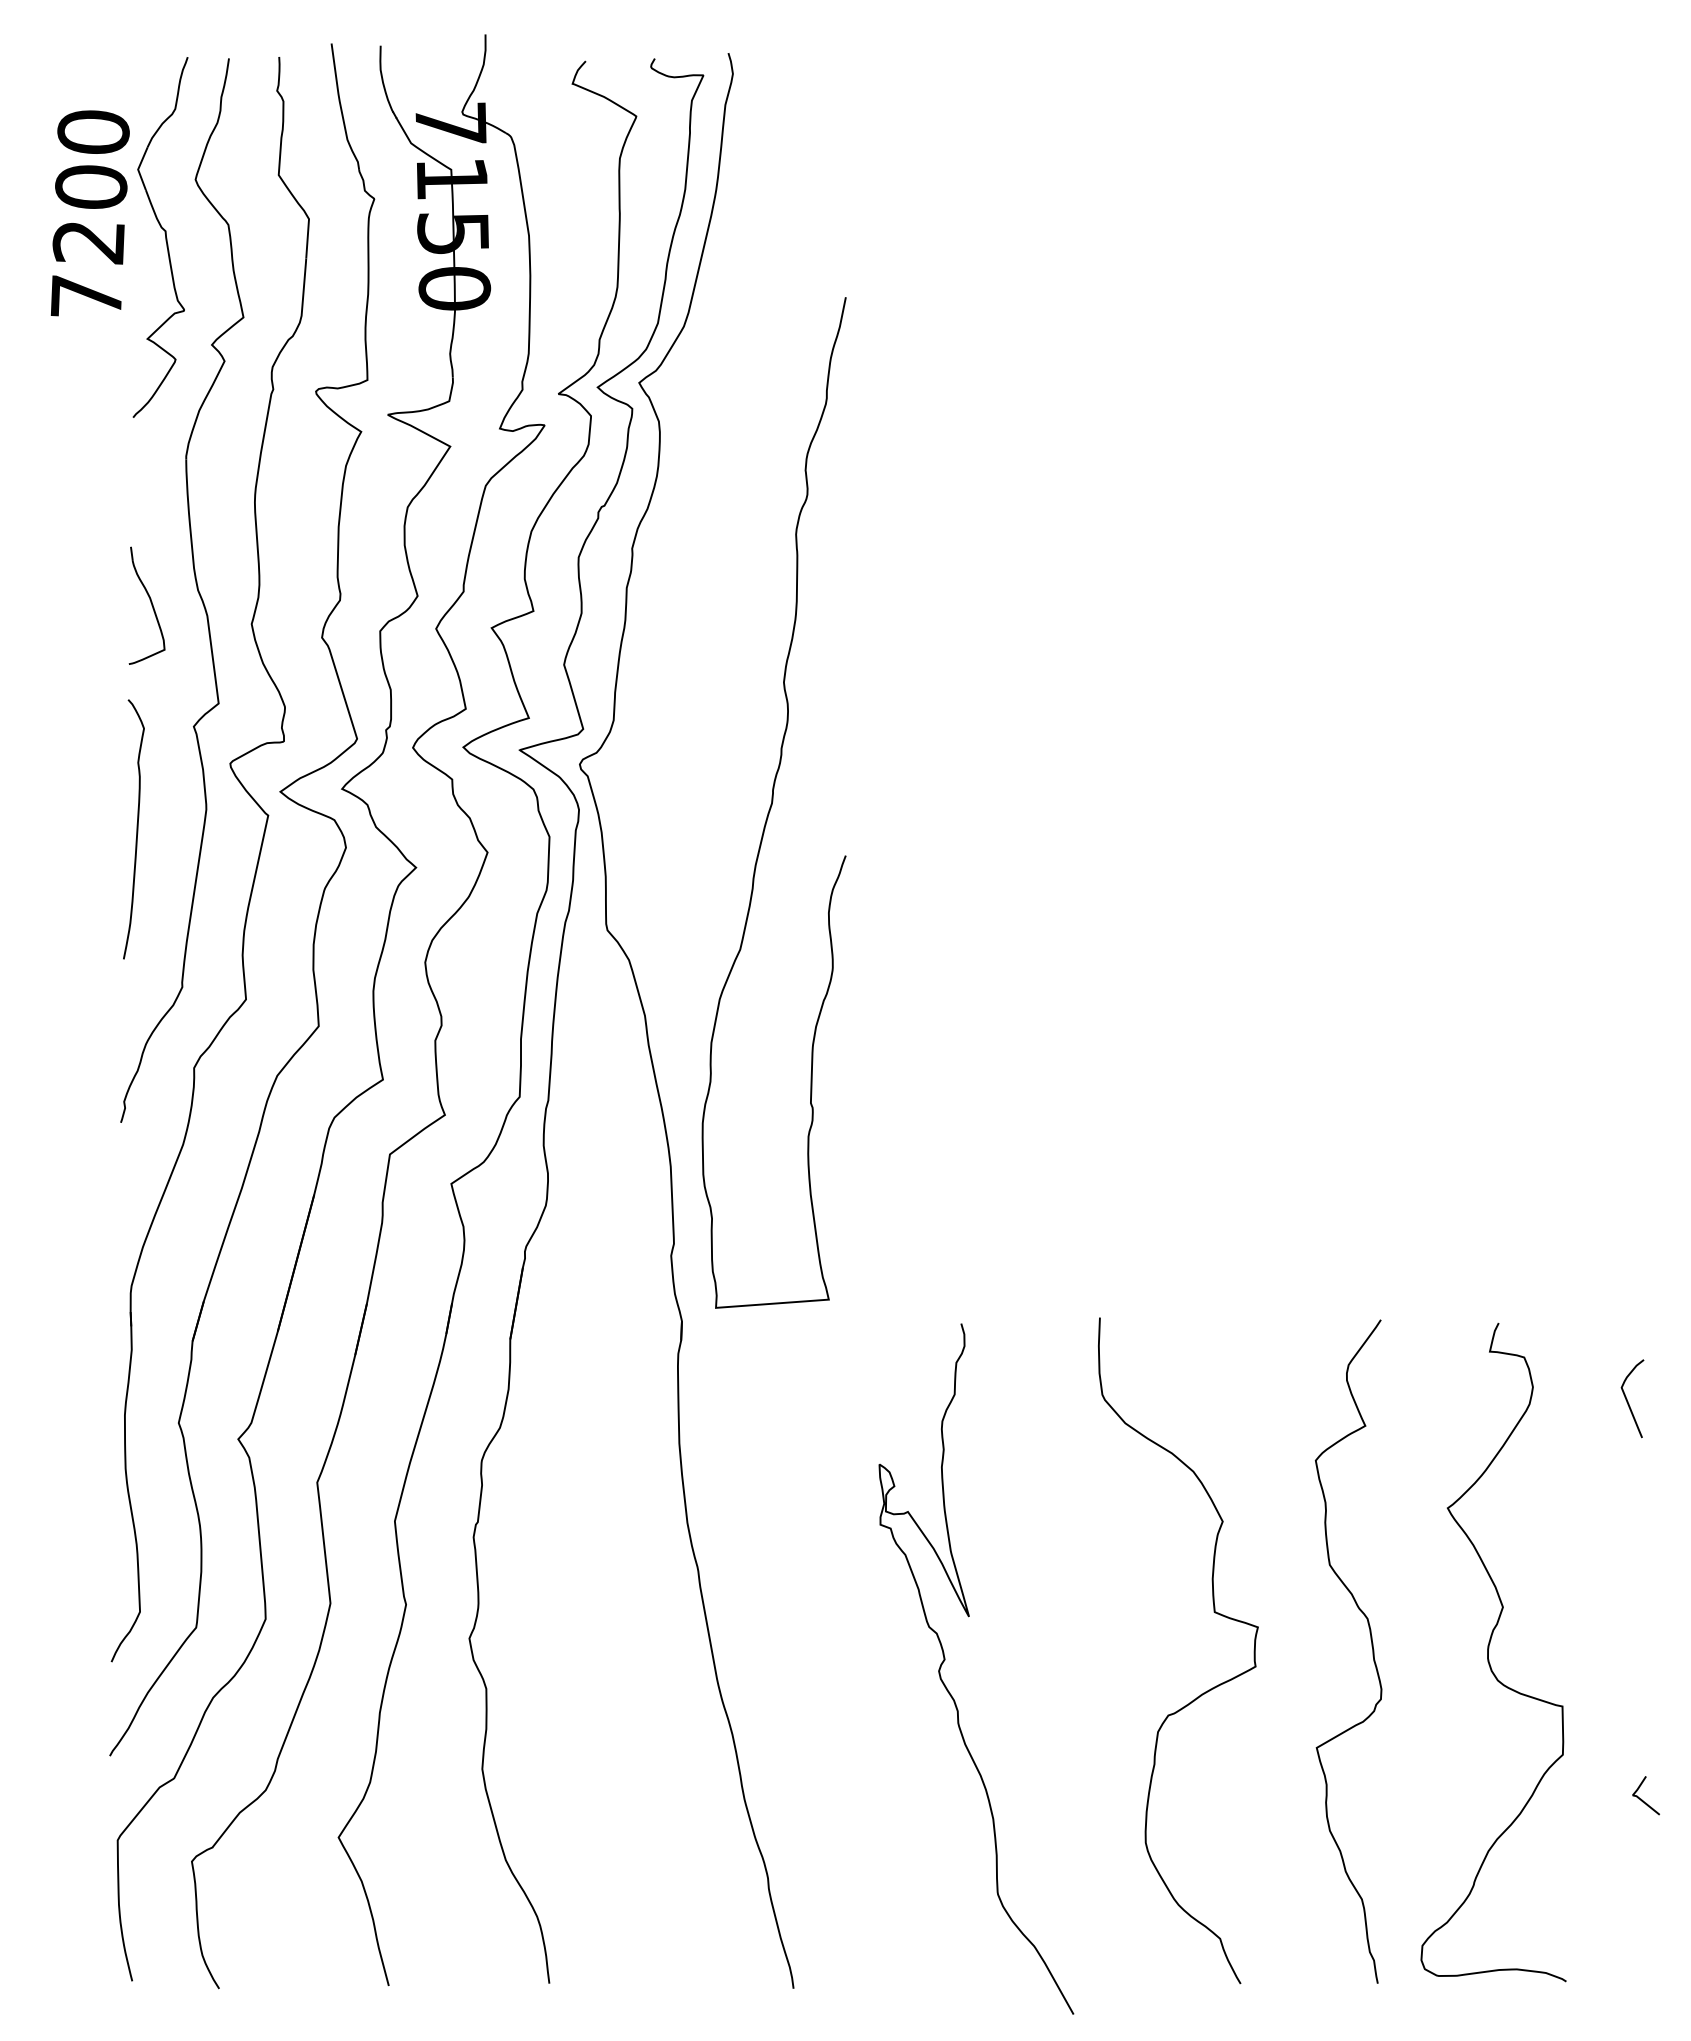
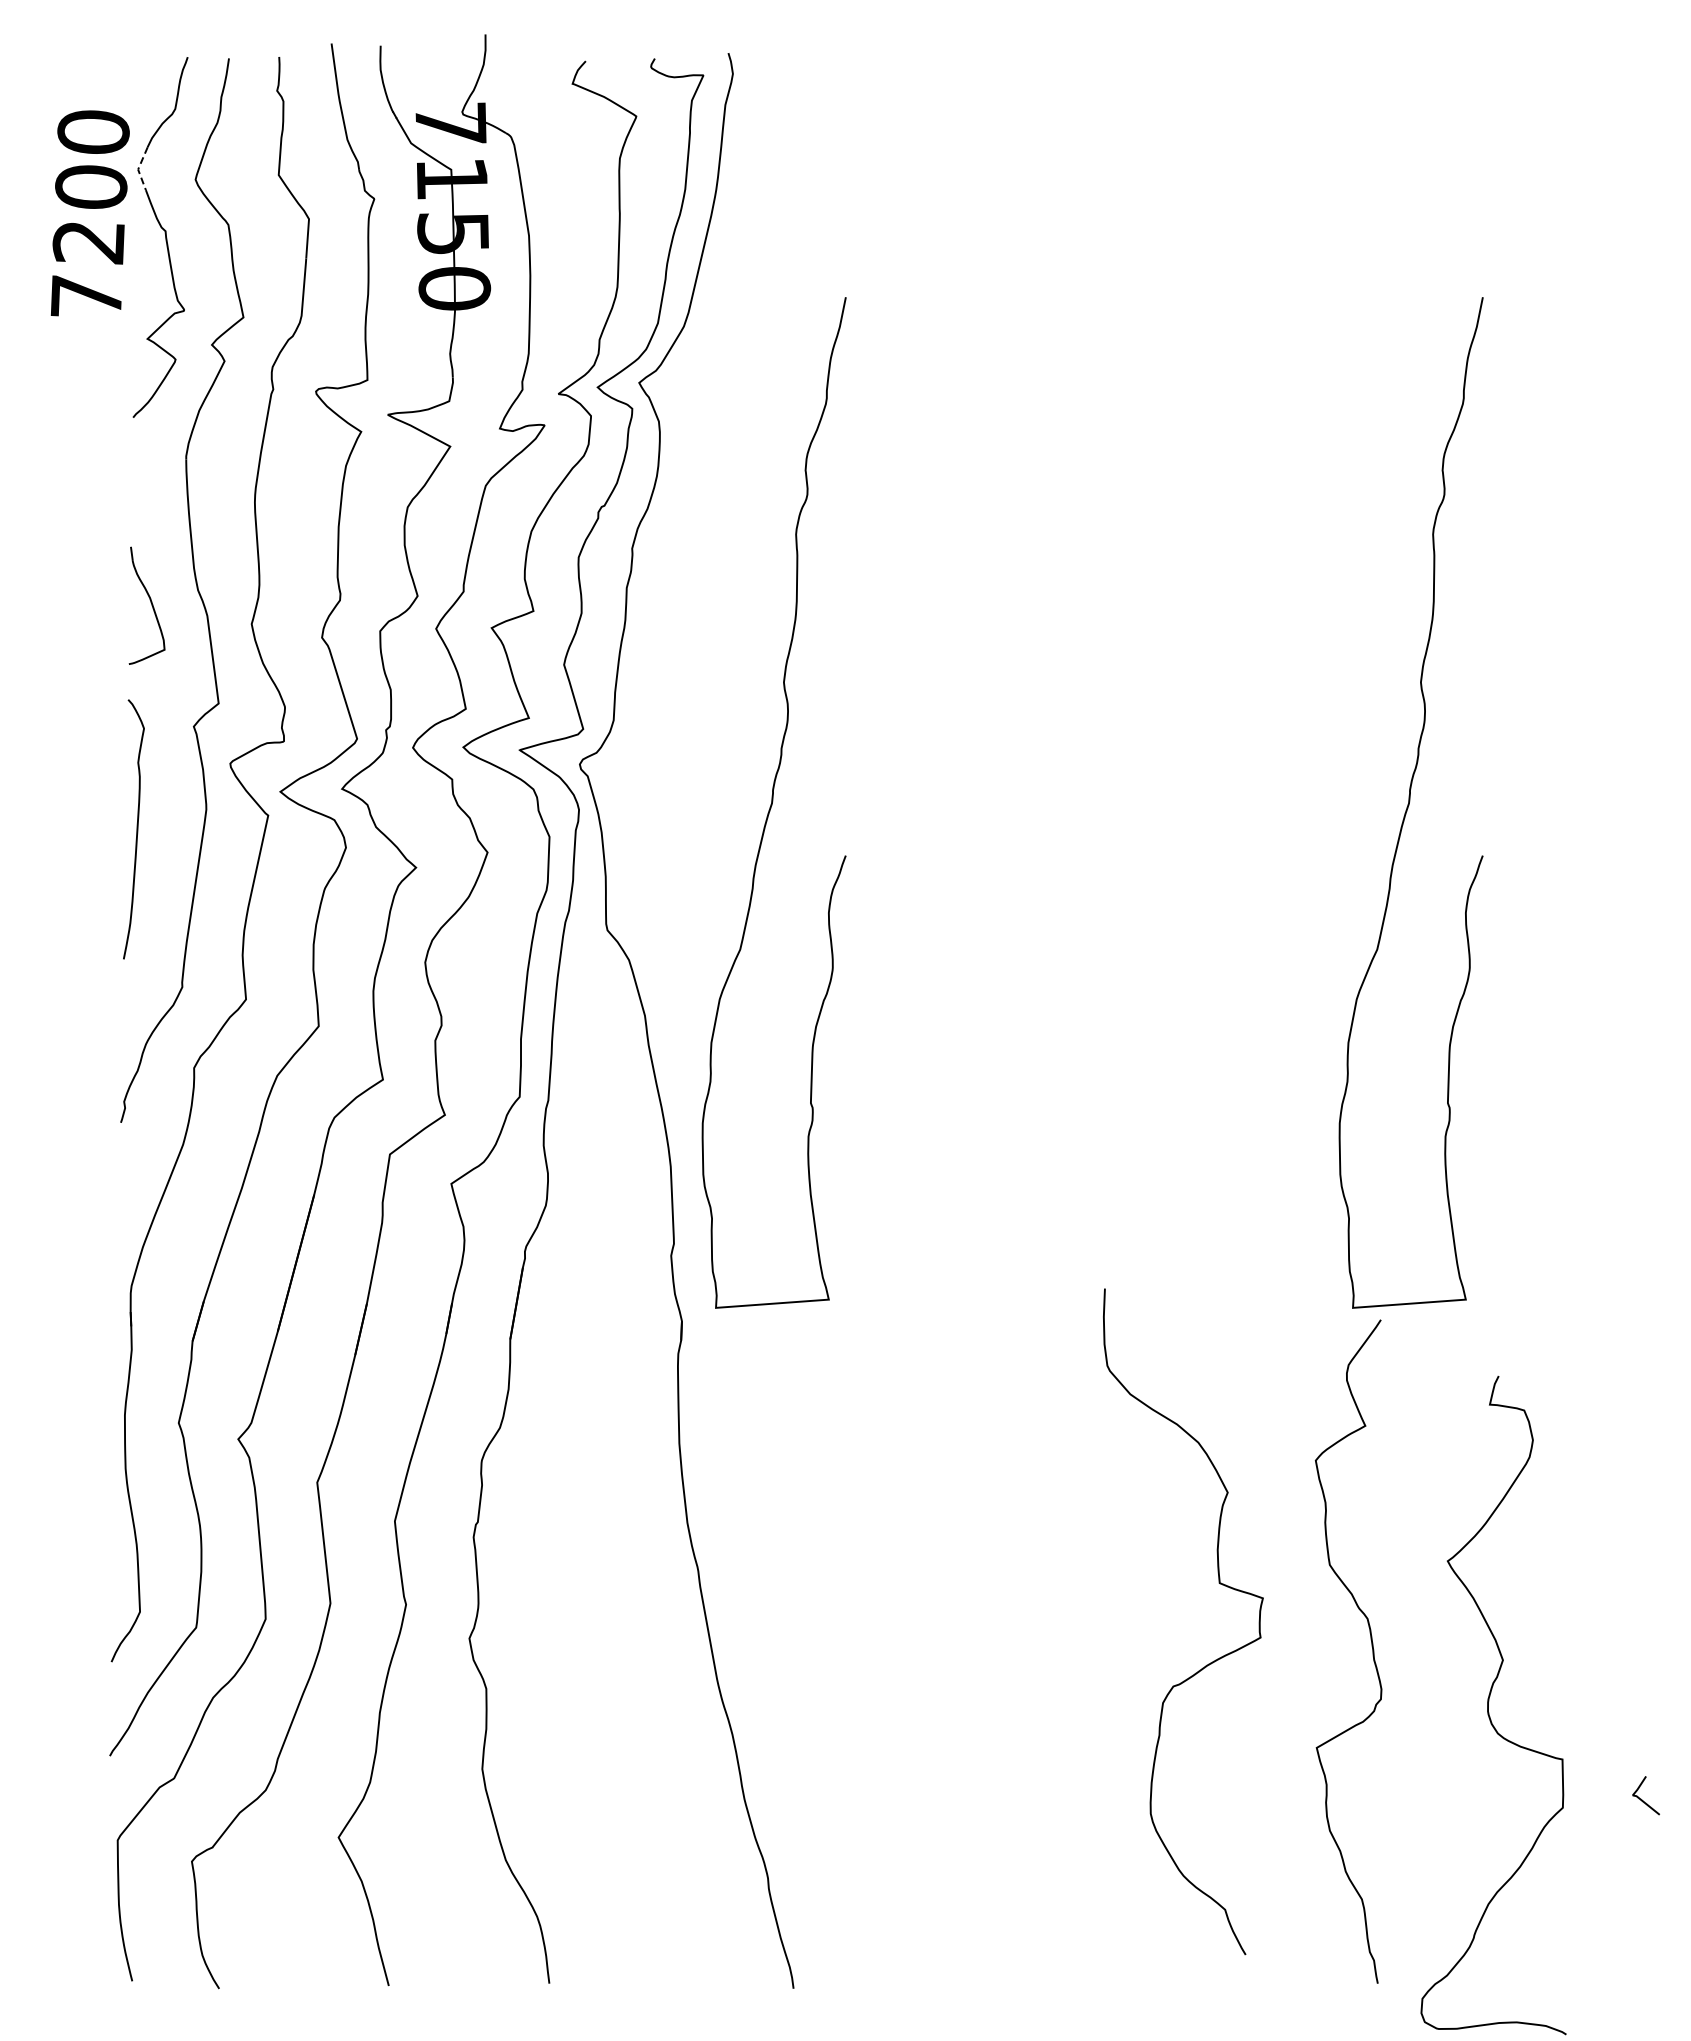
line: solid -> dashed (138, 169)
curve: none -> present (1410, 801)
curve: present -> none (1627, 1398)
curve position: (1488, 1652) -> (1488, 1705) (1488, 1705)
curve: present -> none (945, 1660)
curve position: (1203, 1692) -> (1208, 1663) (1208, 1663)
